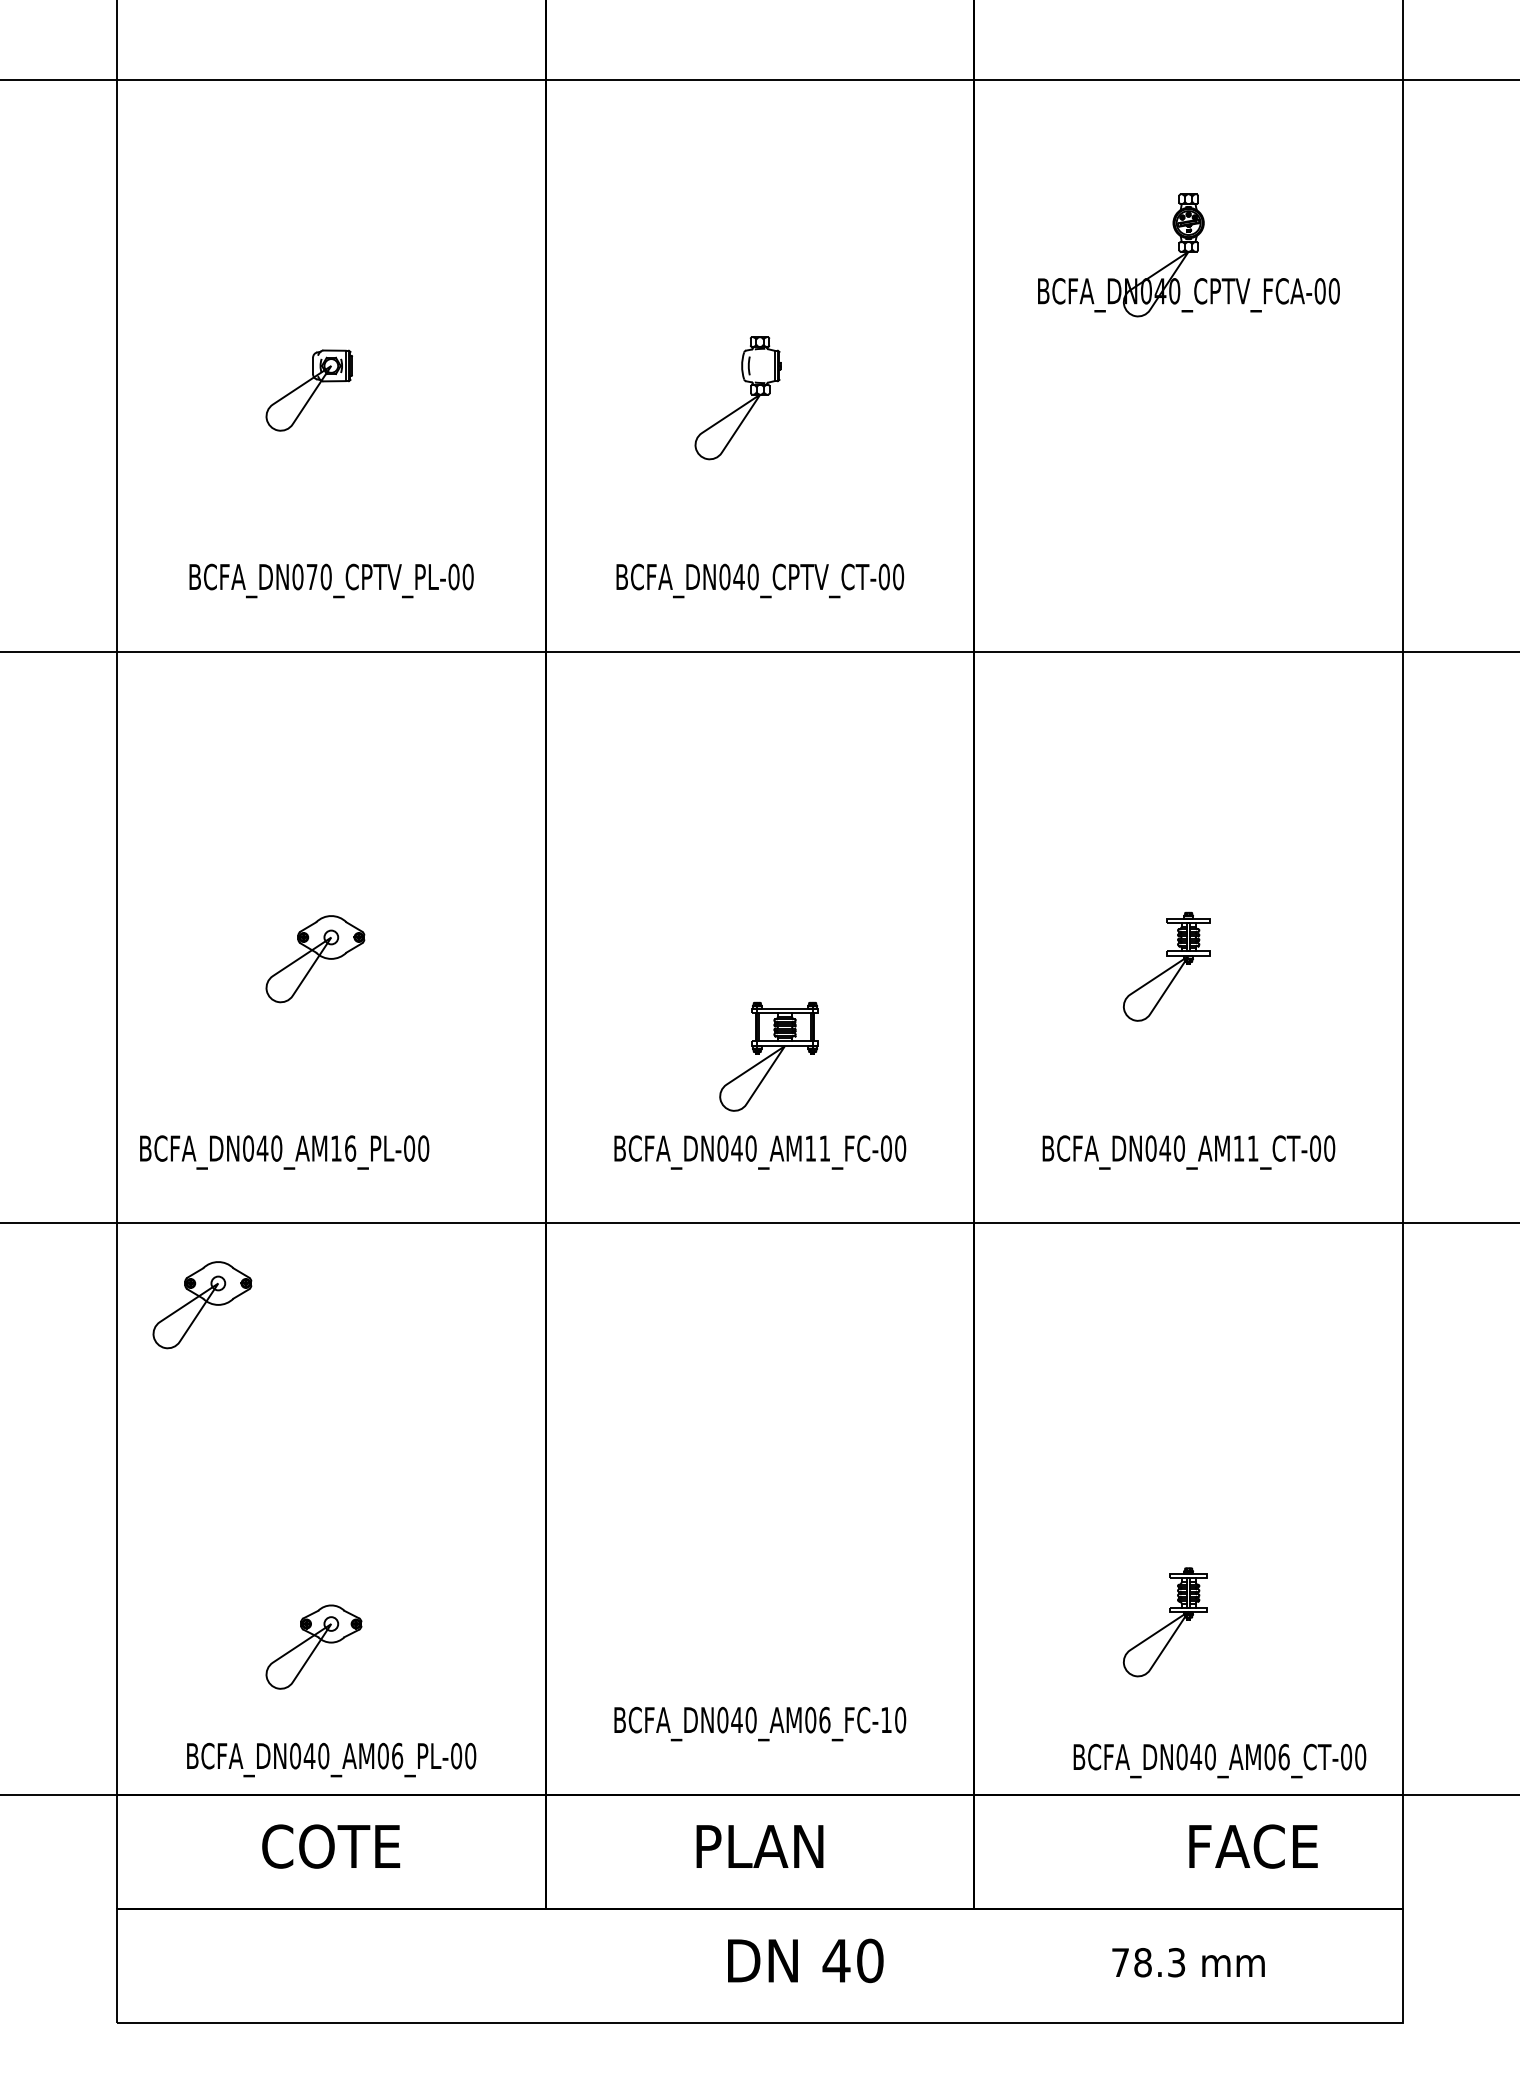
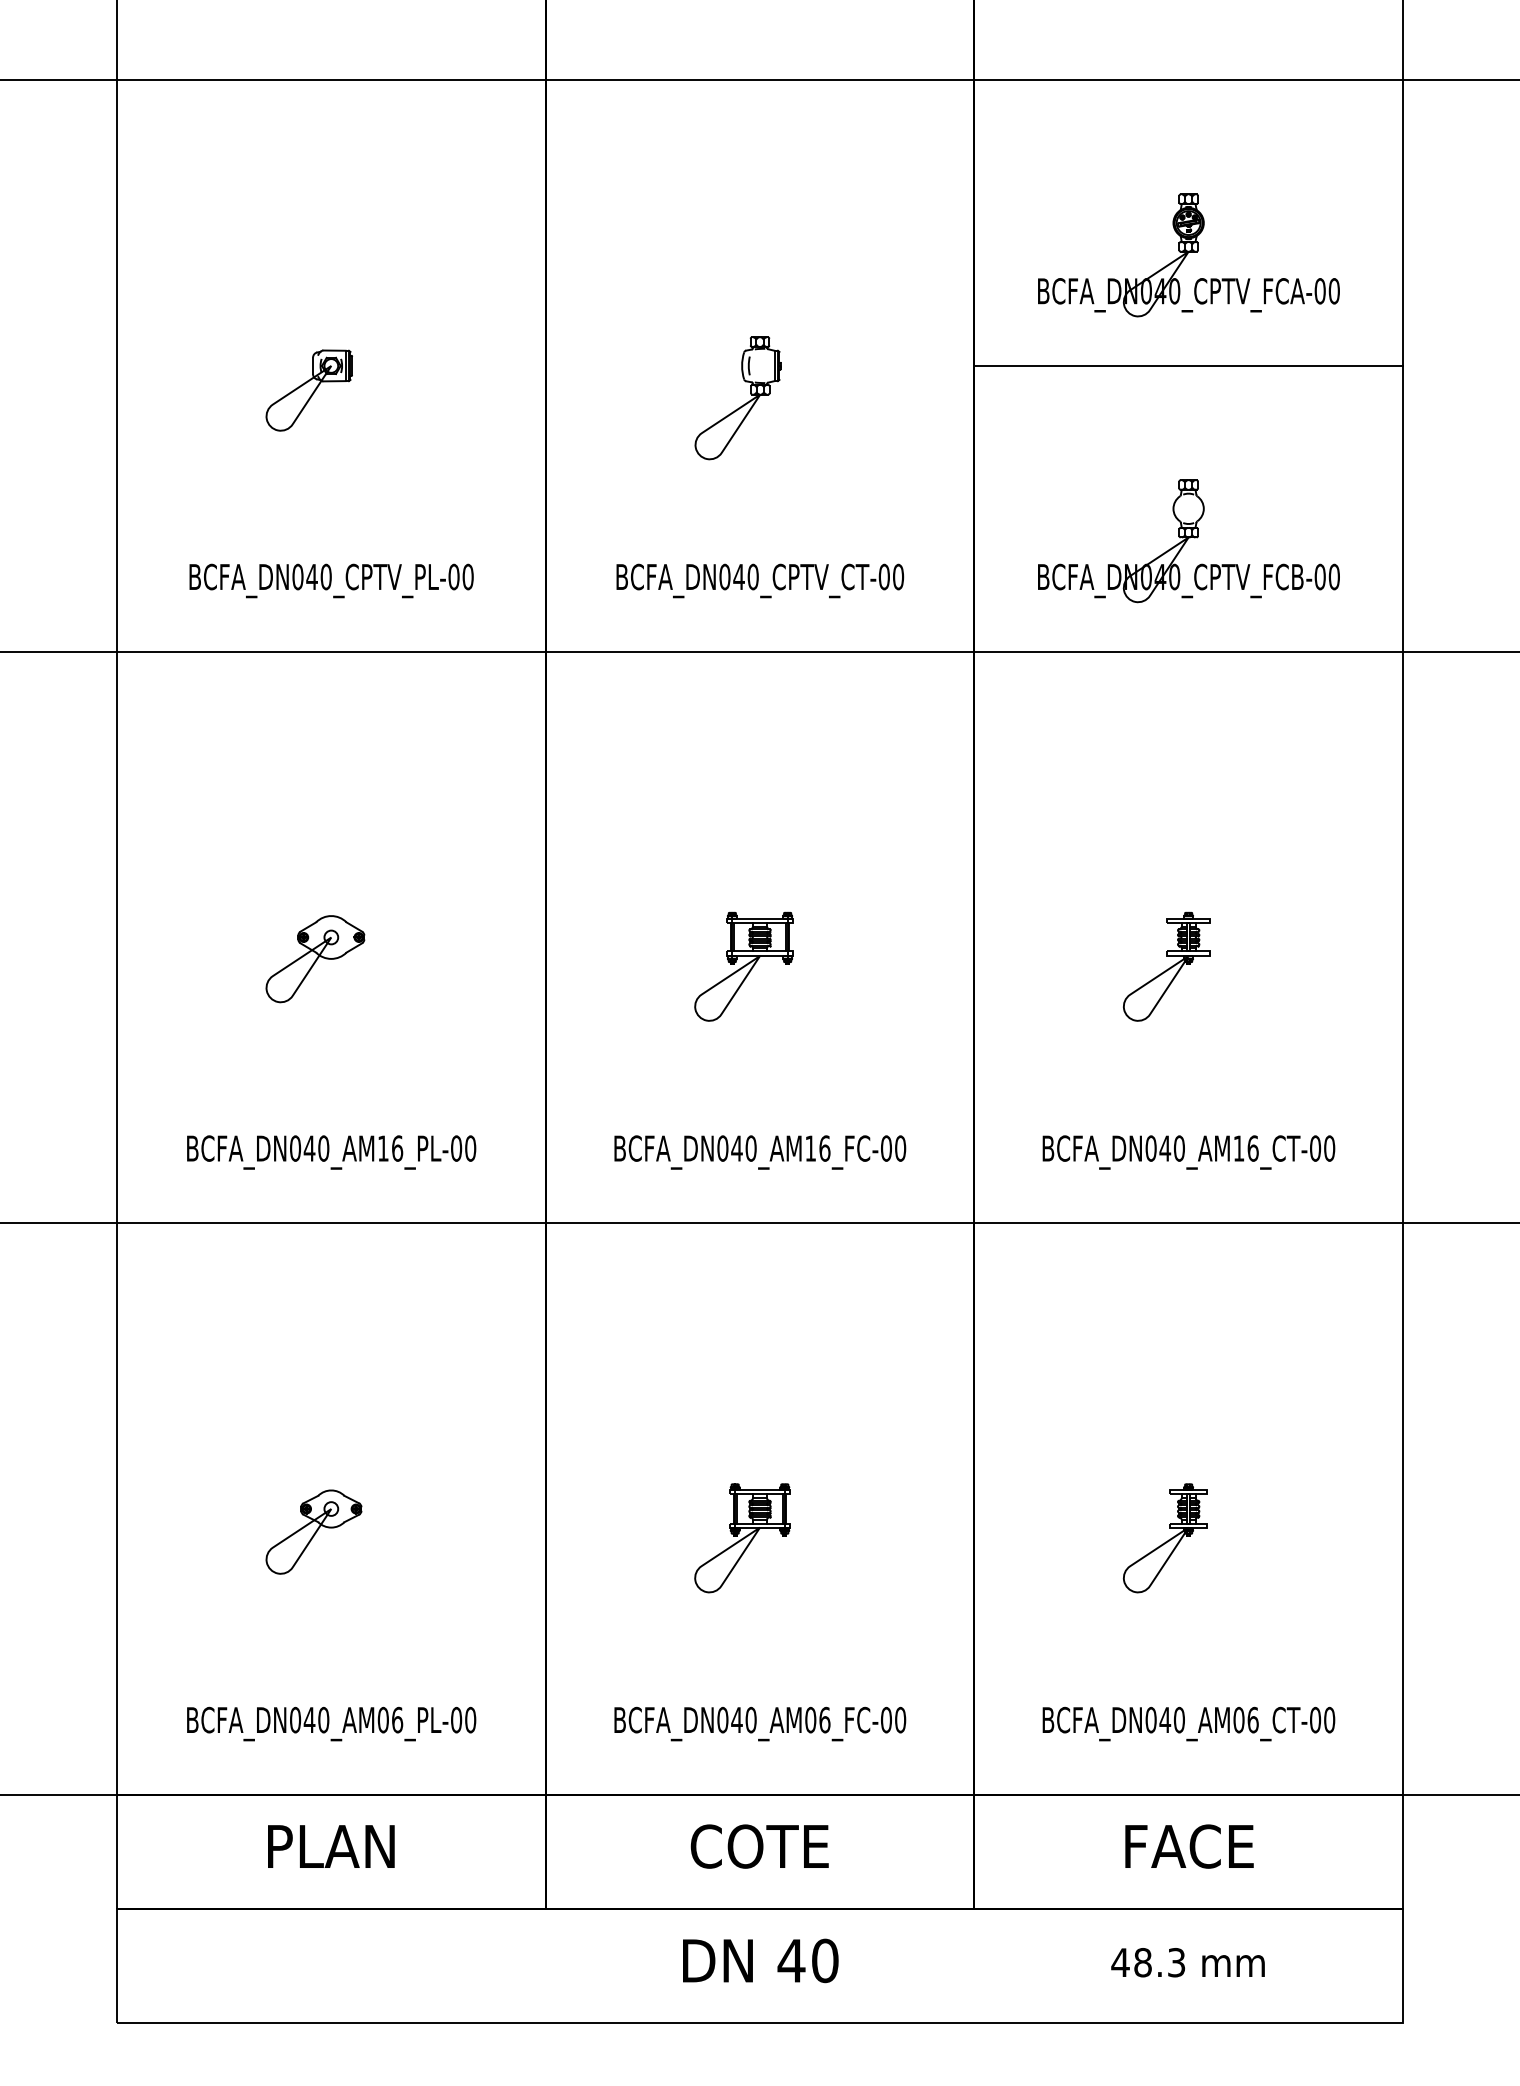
line: none -> present (1188, 365)
part: none -> present (1188, 541)
text: BCFA_DN070_CPTV_PL-00 -> BCFA_DN040_CPTV_PL-00 (311, 576)
part position: (768, 1056) -> (743, 966) (743, 966)
text: BCFA_DN040_AM11_FC-00 -> BCFA_DN040_AM16_FC-00 (824, 1148)
text: BCFA_DN040_AM11_CT-00 -> BCFA_DN040_AM16_CT-00 (1252, 1148)
text position: (284, 1152) -> (331, 1152) (331, 1152)
part: present -> none (202, 1305)
part: none -> present (742, 1538)
part position: (1164, 1622) -> (1164, 1538) (1164, 1538)
part position: (313, 1646) -> (313, 1531) (313, 1531)
text: BCFA_DN040_AM06_FC-10 -> BCFA_DN040_AM06_FC-00 (886, 1719)
text position: (331, 1759) -> (331, 1723) (331, 1723)
text position: (1219, 1760) -> (1188, 1723) (1188, 1723)
text: COTE -> PLAN (331, 1846)
text: PLAN -> COTE (759, 1846)
text position: (1253, 1846) -> (1189, 1846) (1189, 1846)
text position: (805, 1960) -> (760, 1960) (760, 1960)
text: 78.3 -> 48.3 (1120, 1962)
